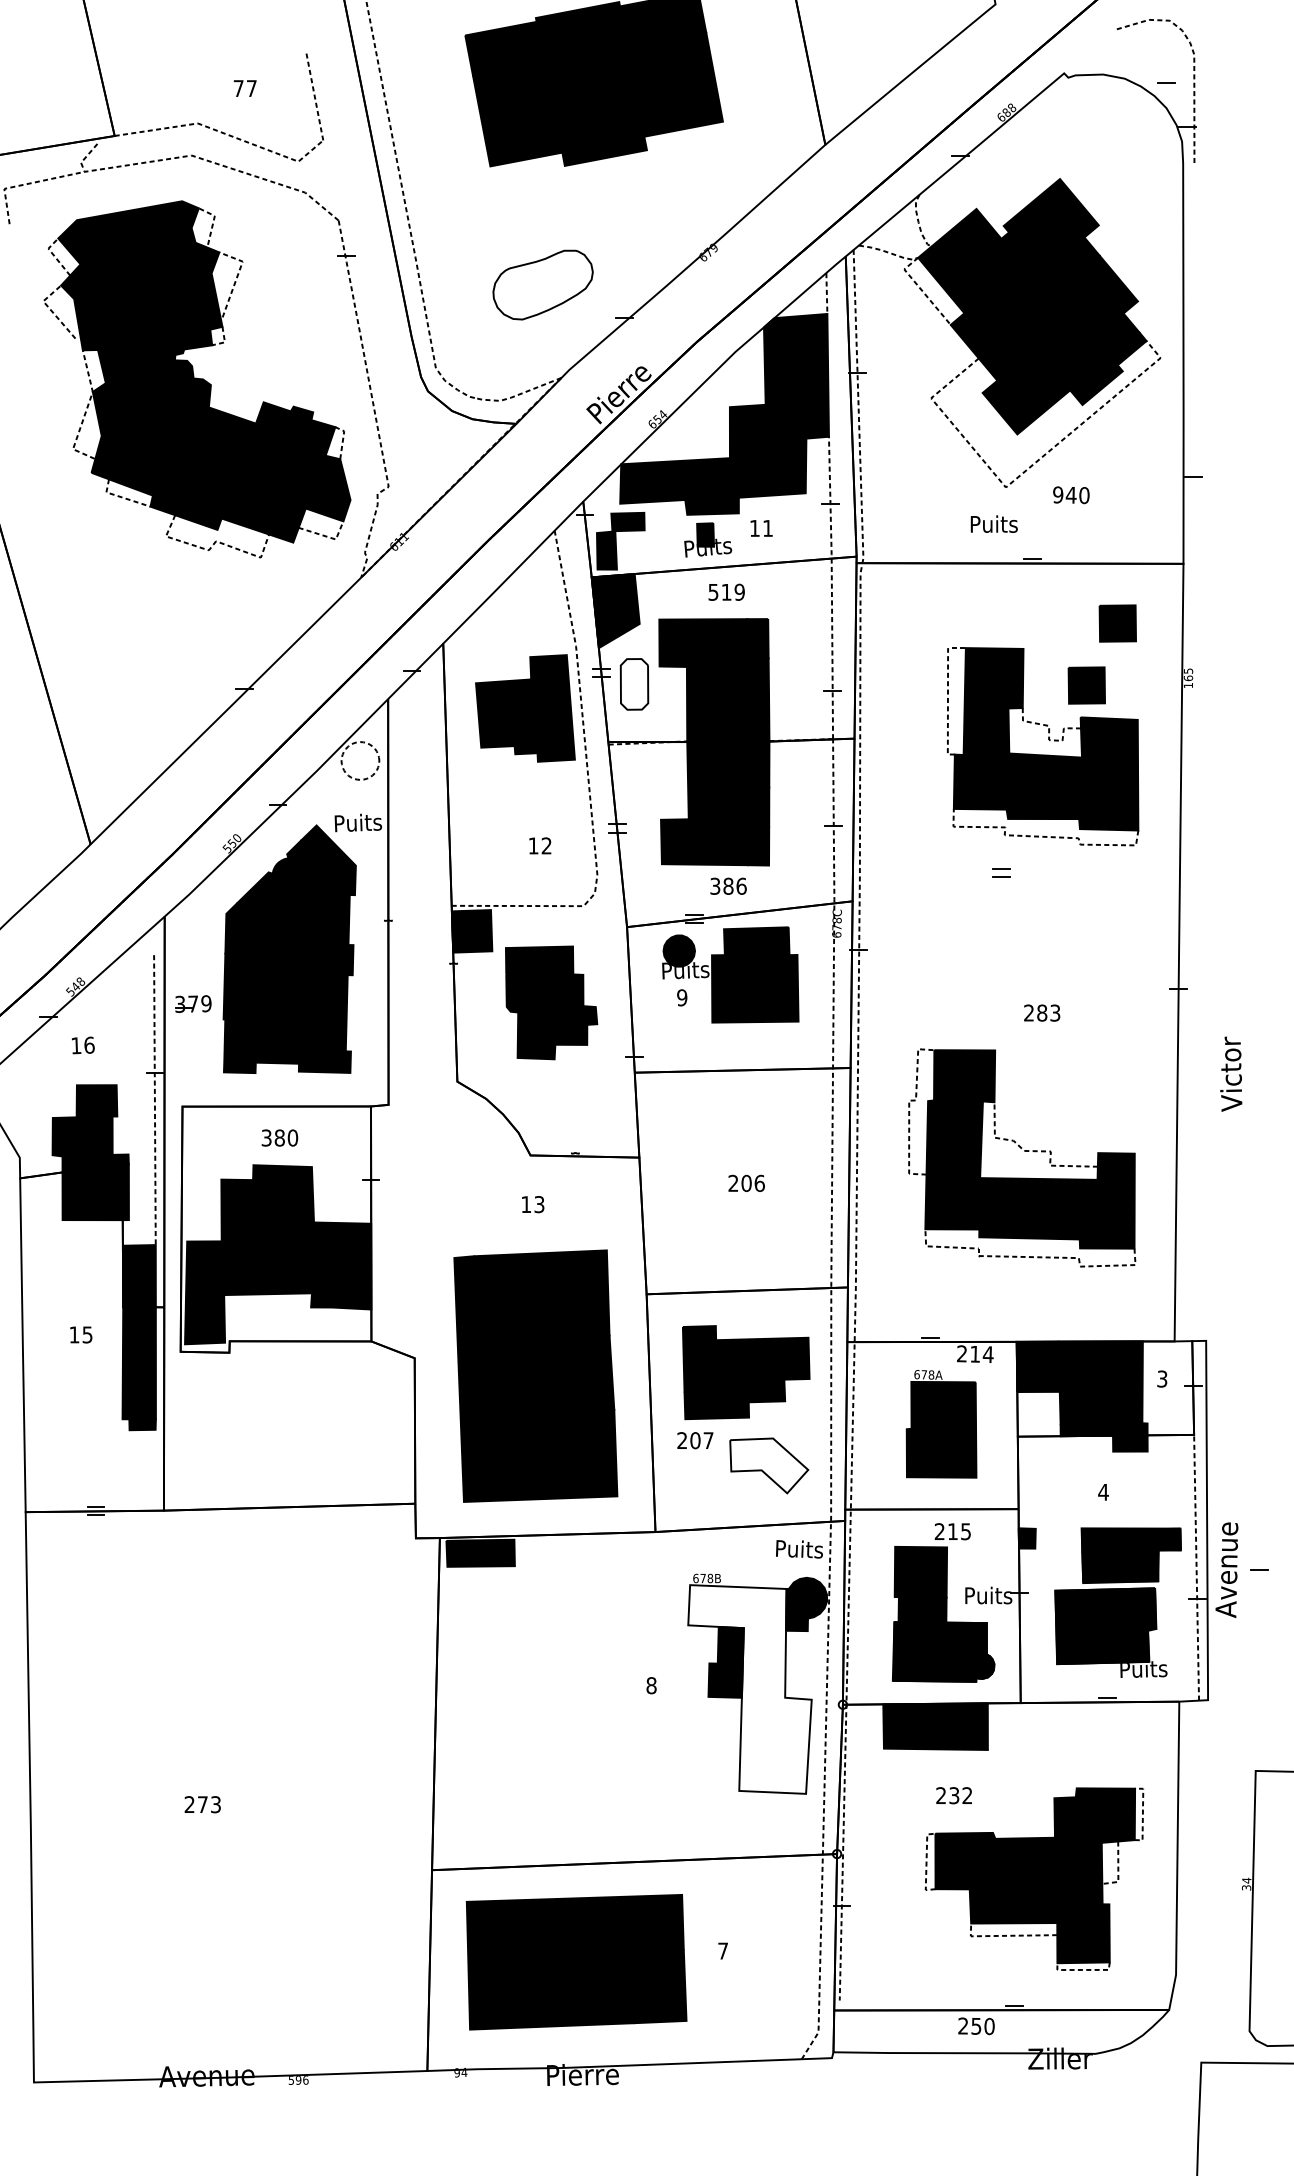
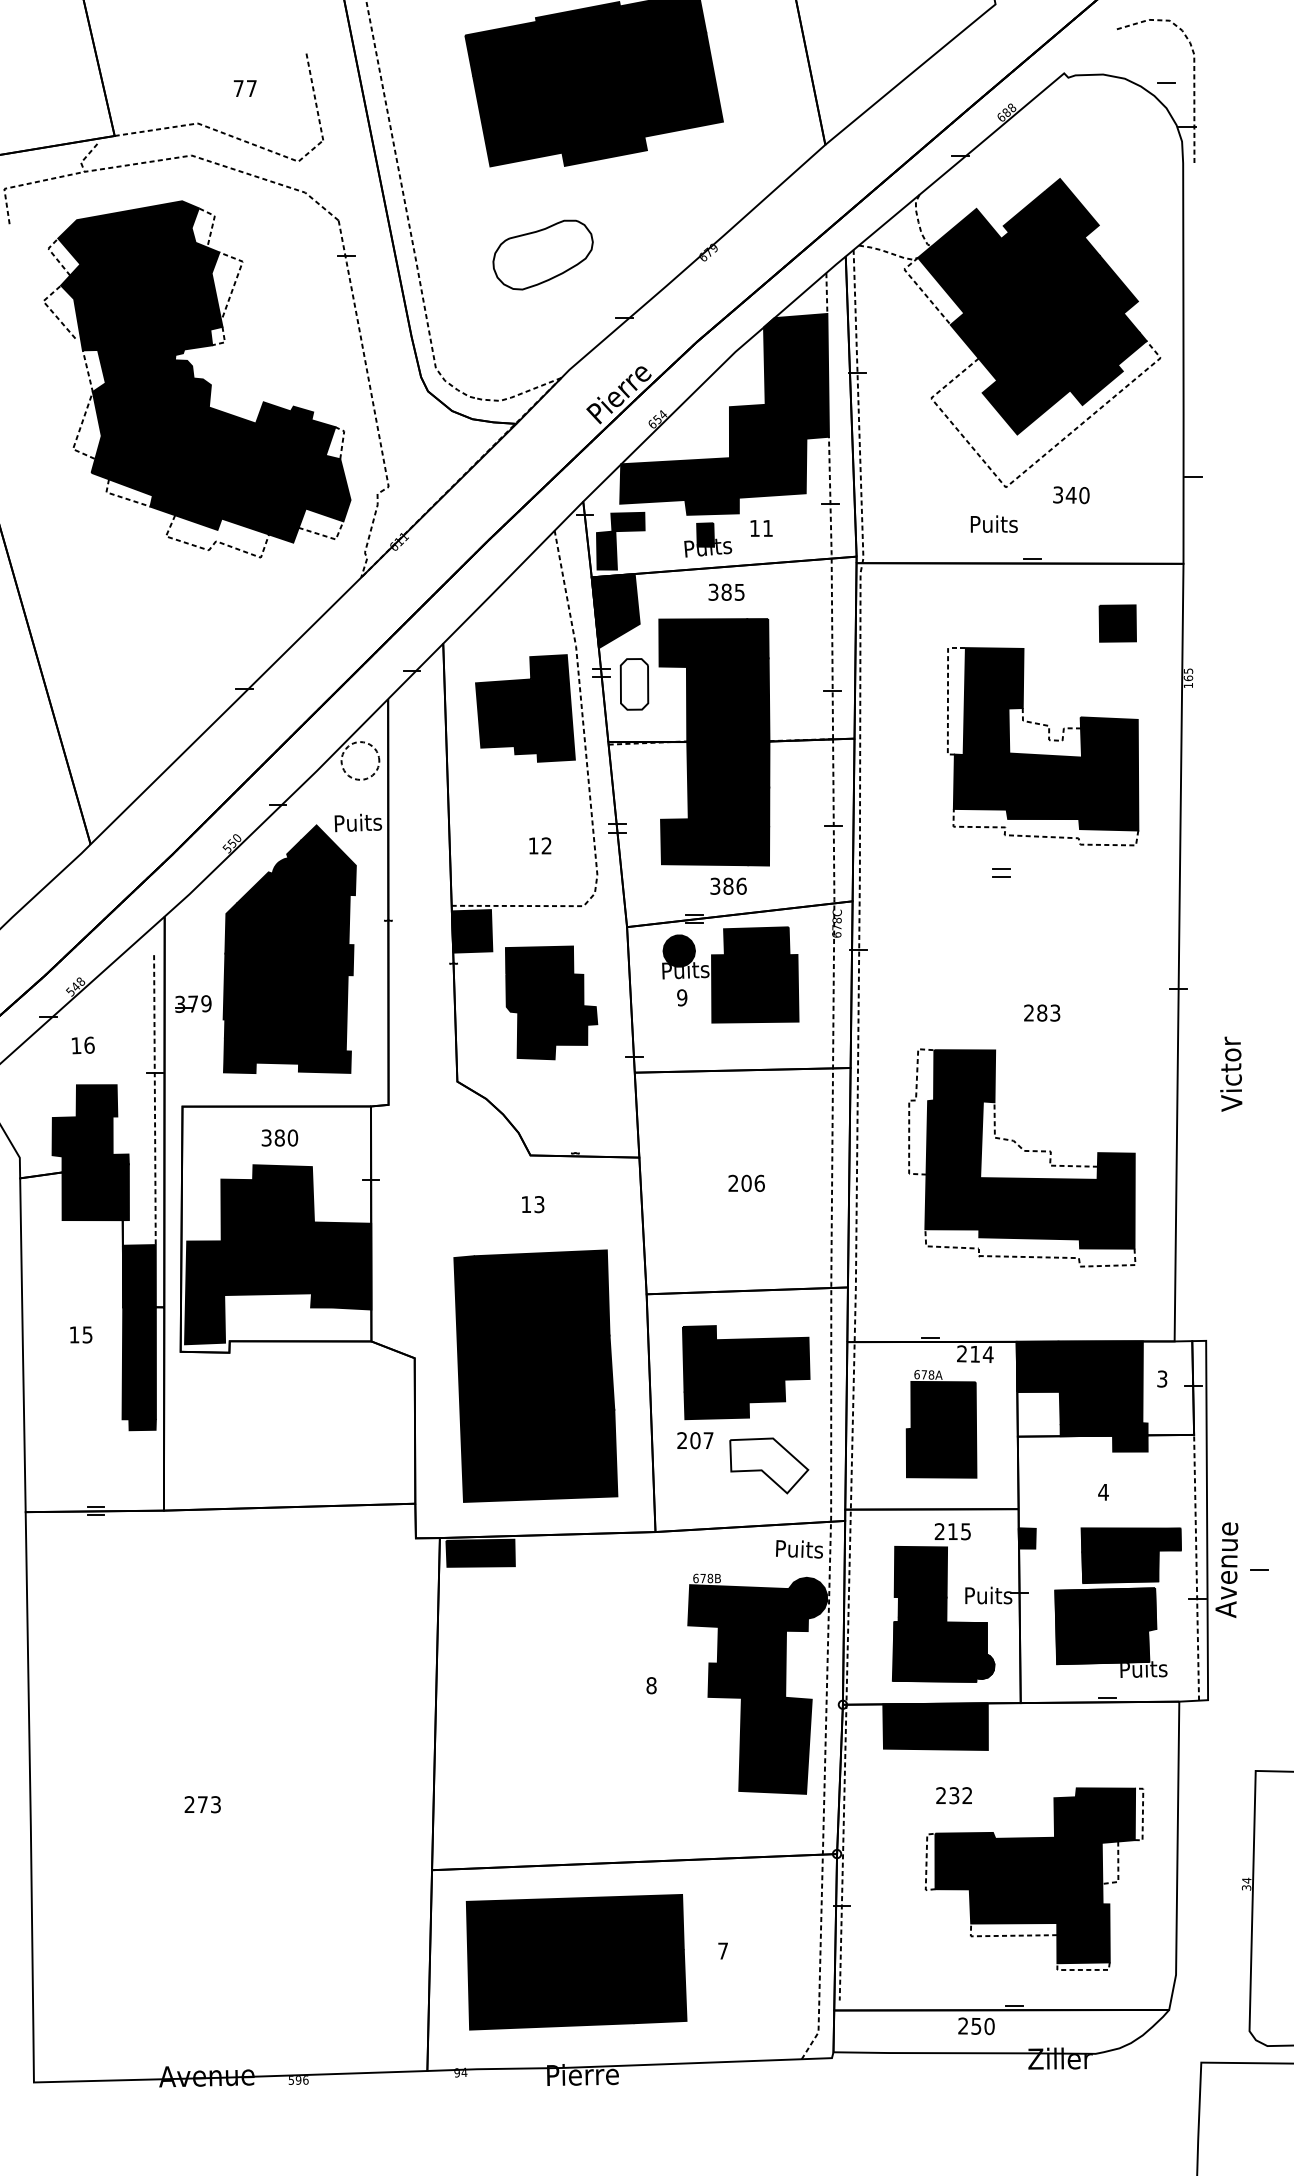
part position: (542, 284) -> (542, 254) (542, 254)
text: 940 -> 340 (1058, 494)
text: 519 -> 385 (726, 591)
part: present -> none (1086, 685)
fill: none -> present (749, 1689)
